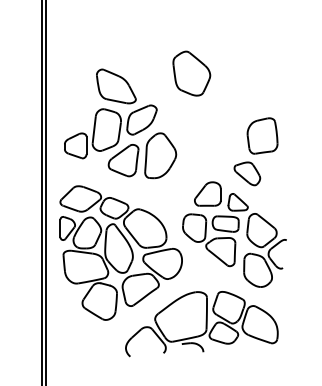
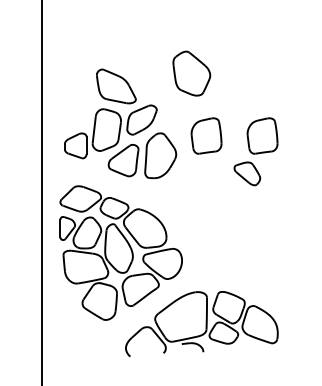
part: none -> present (206, 135)
line: present -> none (46, 192)
part: present -> none (234, 234)
